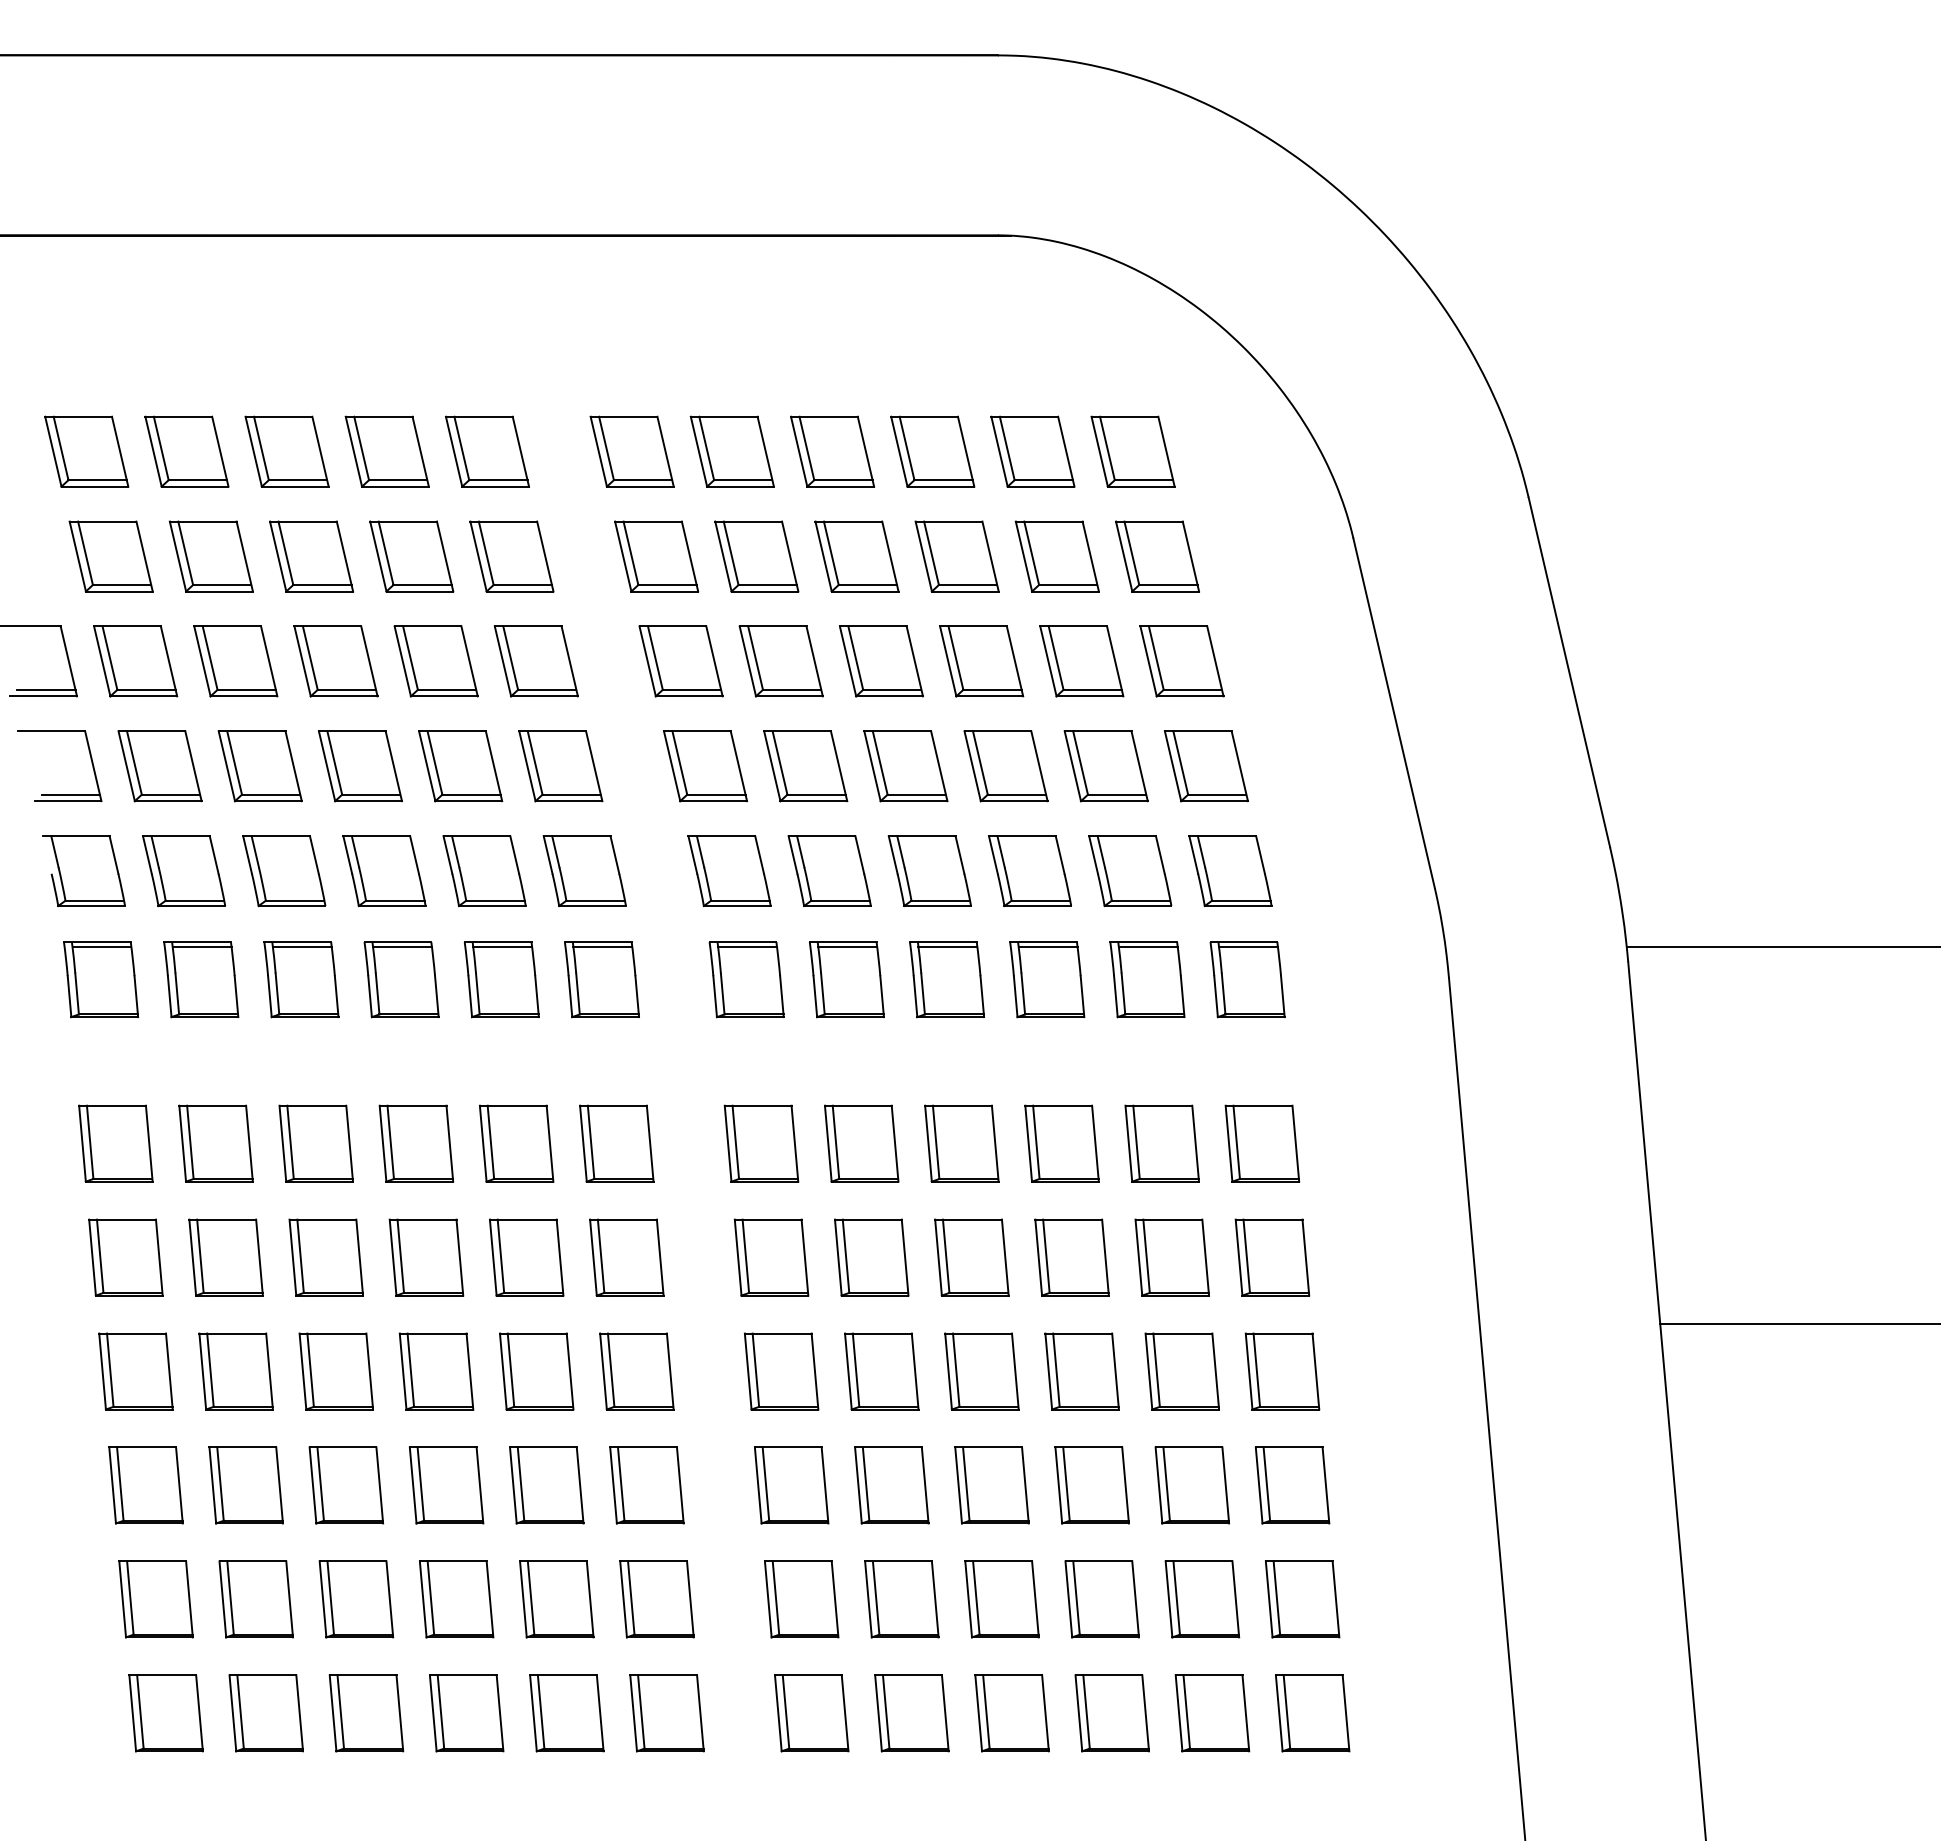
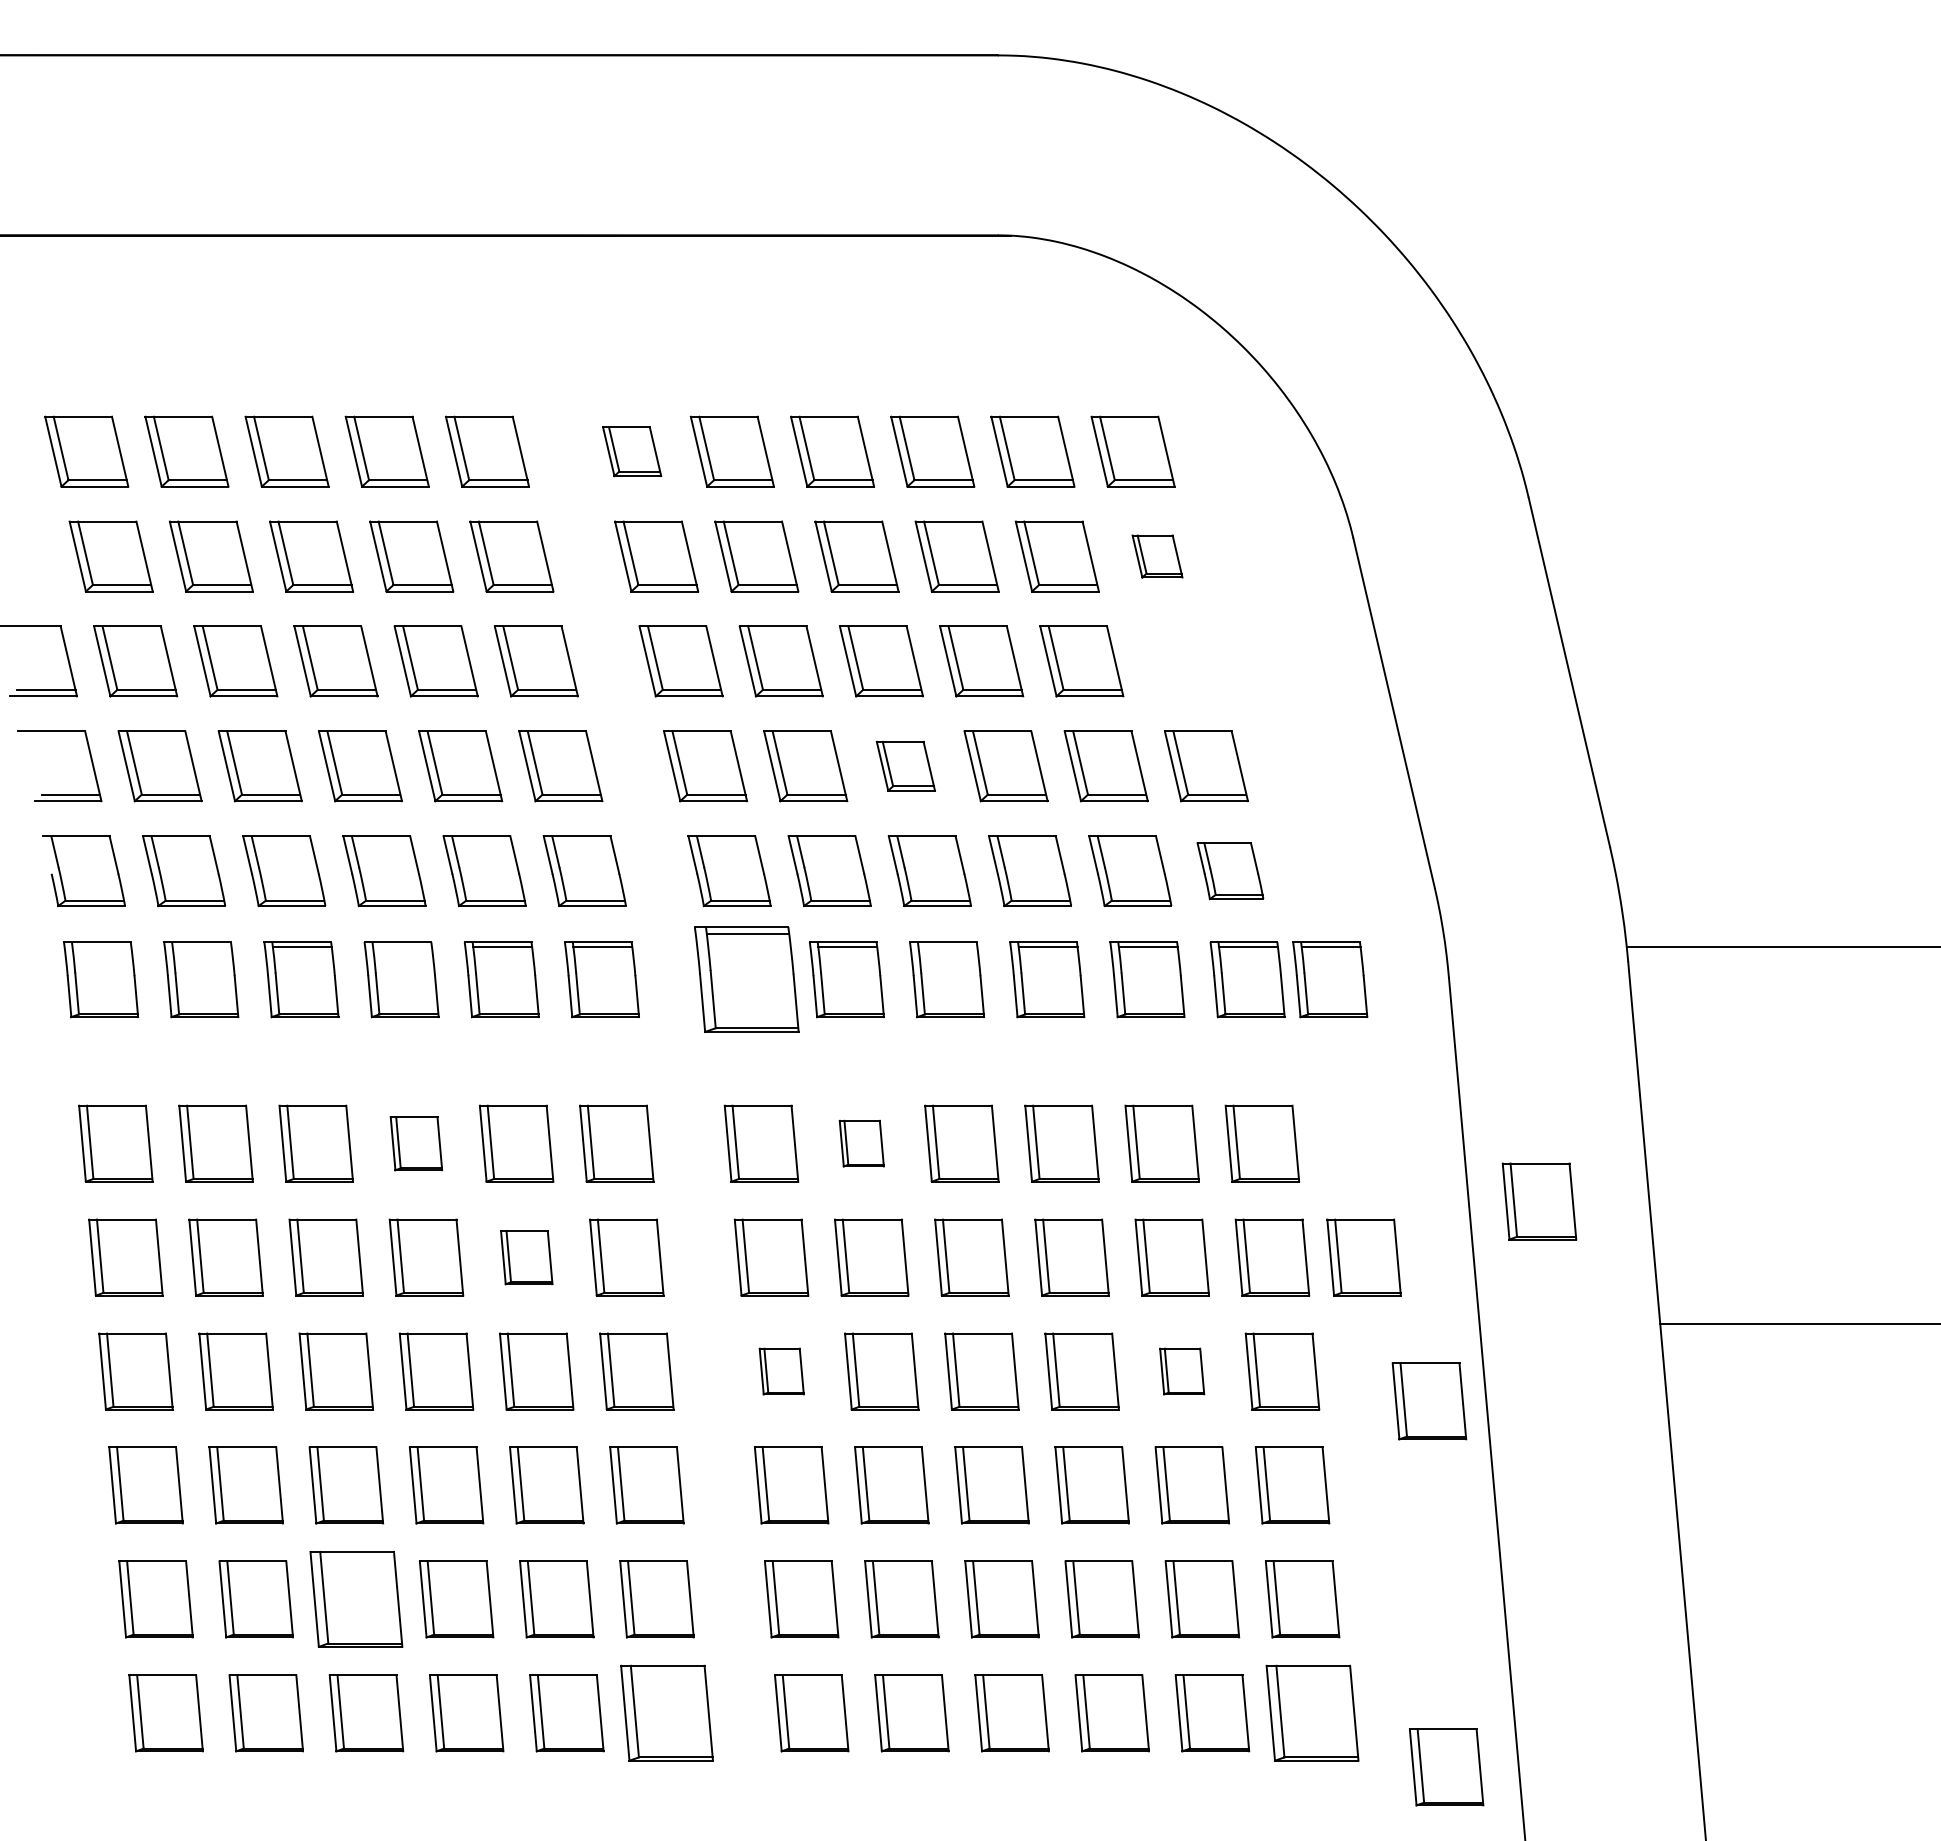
part size: 86x73 px -> 61x52 px (632, 451)
part size: 85x73 px -> 53x45 px (1157, 556)
part: present -> none (1181, 661)
part size: 86x73 px -> 61x52 px (905, 765)
part size: 85x73 px -> 69x59 px (1230, 871)
line: present -> none (101, 946)
line: present -> none (201, 946)
line: present -> none (402, 946)
line: present -> none (947, 946)
part size: 77x78 px -> 106x107 px (746, 979)
part: none -> present (1330, 979)
part size: 77x79 px -> 55x56 px (416, 1143)
part size: 76x79 px -> 47x49 px (861, 1143)
part: none -> present (1539, 1201)
part size: 76x79 px -> 54x56 px (526, 1257)
part: none -> present (1363, 1257)
part size: 76x79 px -> 47x49 px (781, 1371)
part size: 76x79 px -> 47x49 px (1182, 1371)
part: none -> present (1429, 1401)
part size: 77x79 px -> 95x97 px (356, 1599)
part size: 76x79 px -> 94x98 px (666, 1712)
part size: 76x79 px -> 95x98 px (1312, 1712)
part: none -> present (1446, 1767)
